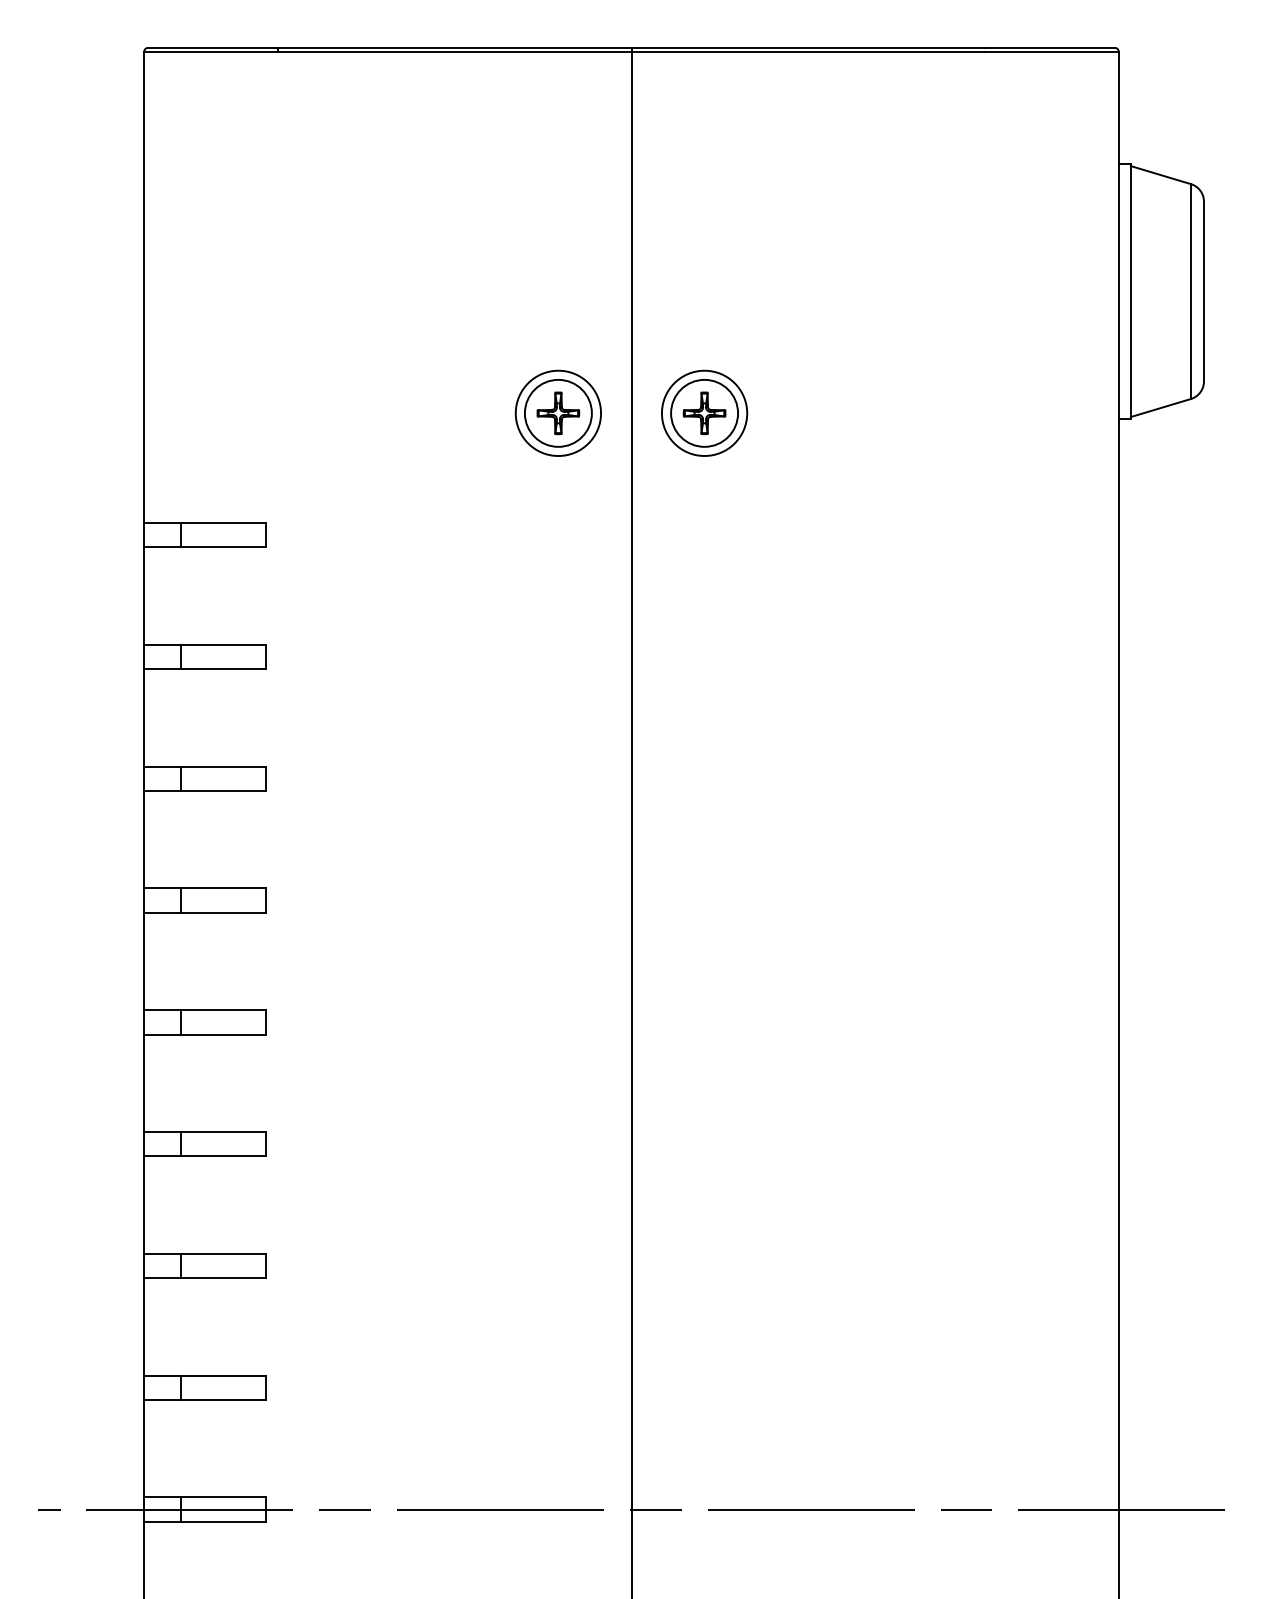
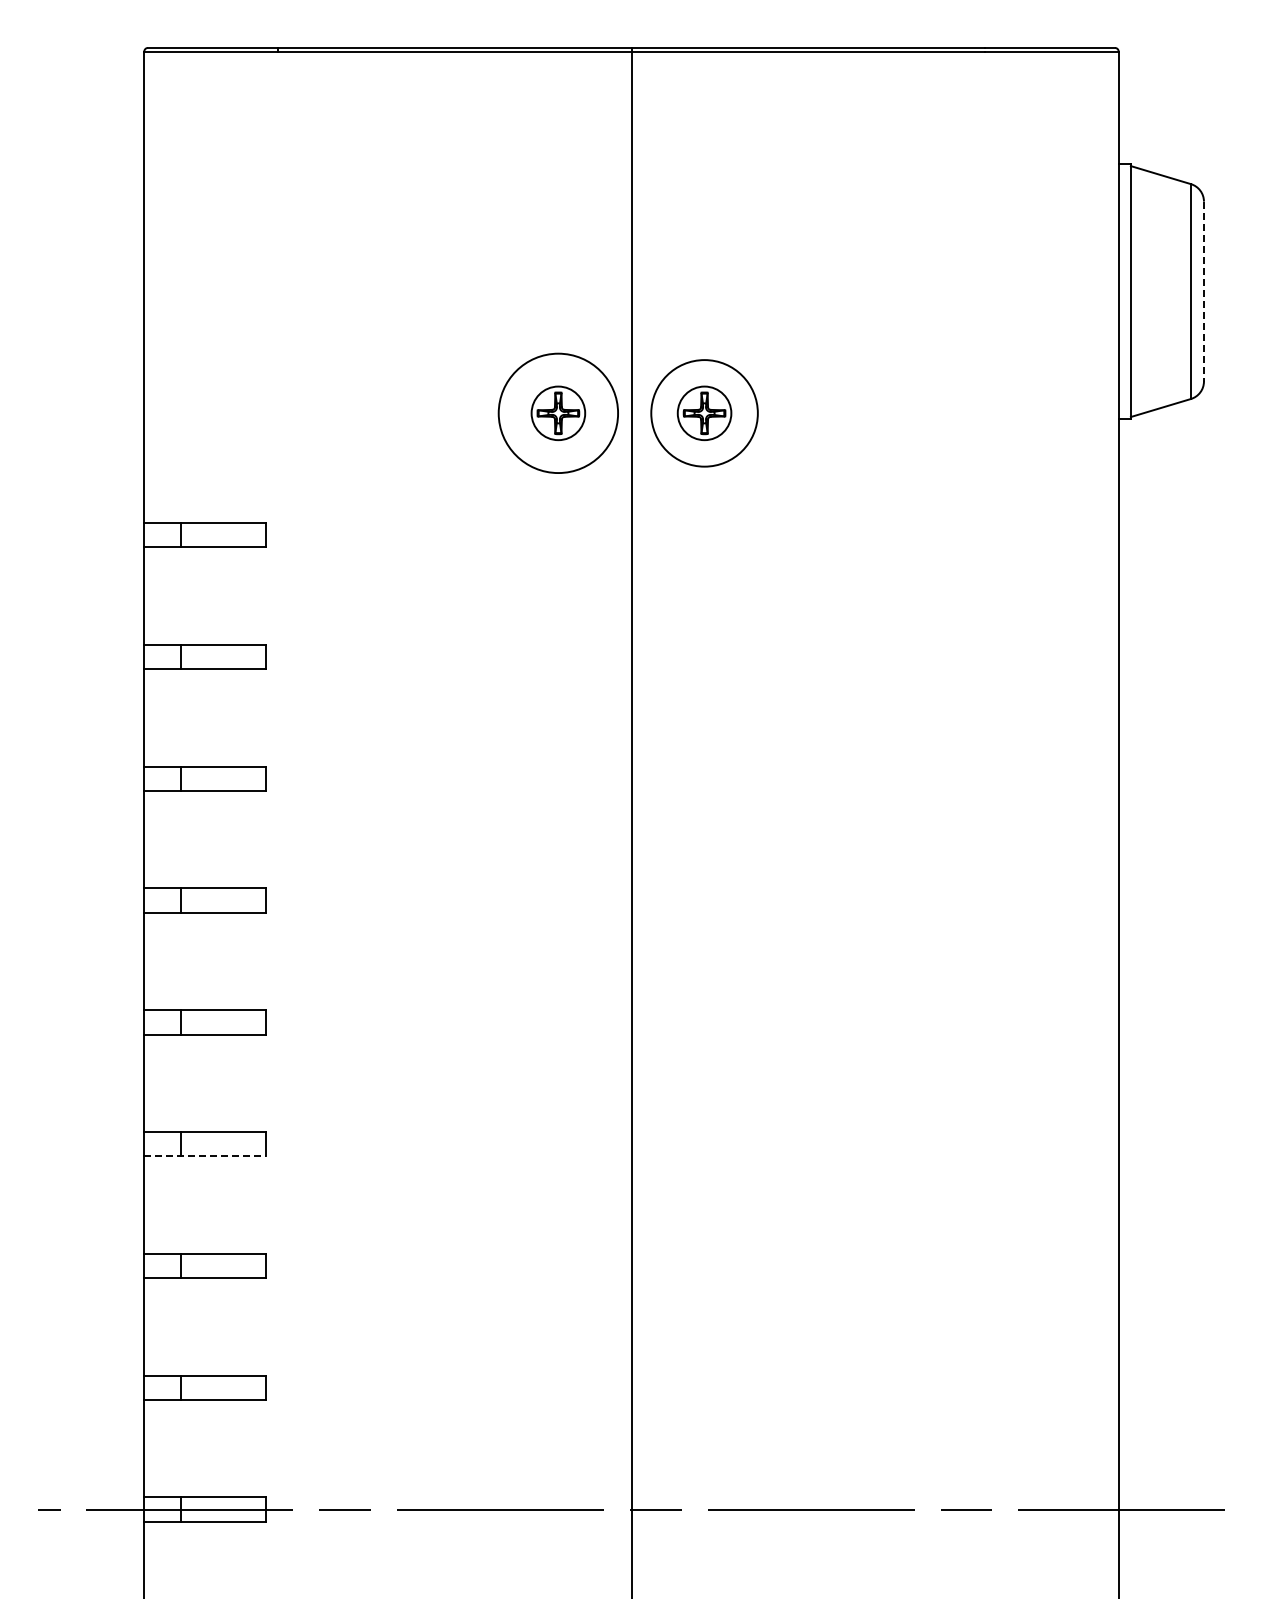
line: solid -> dashed (1203, 291)
circle diameter: 67 px -> 54 px (558, 413)
circle diameter: 67 px -> 54 px (704, 413)
circle diameter: 85 px -> 119 px (558, 413)
circle diameter: 85 px -> 107 px (704, 413)
line: solid -> dashed (205, 1156)
